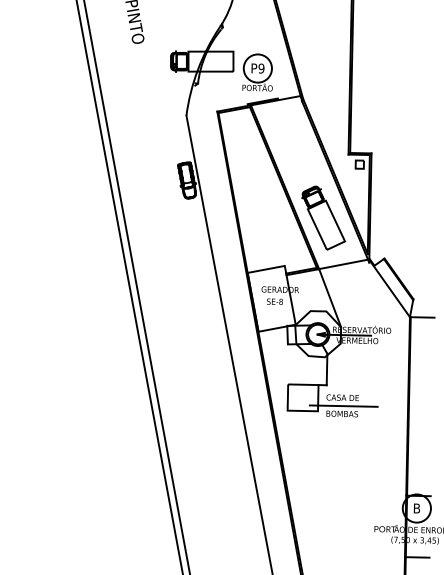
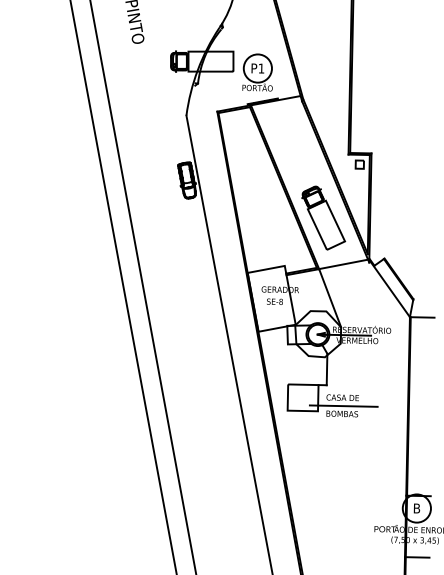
text: P9 -> P1 (261, 68)
line position: (129, 286) -> (123, 286) (123, 286)
line position: (136, 286) -> (142, 286) (142, 286)
